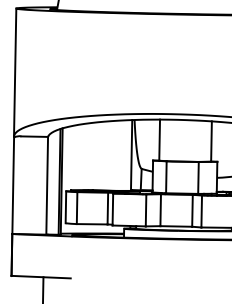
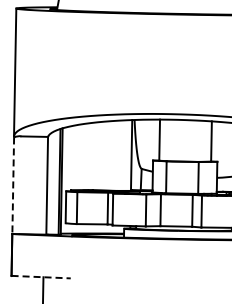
line: solid -> dashed (13, 186)
line: solid -> dashed (41, 277)
